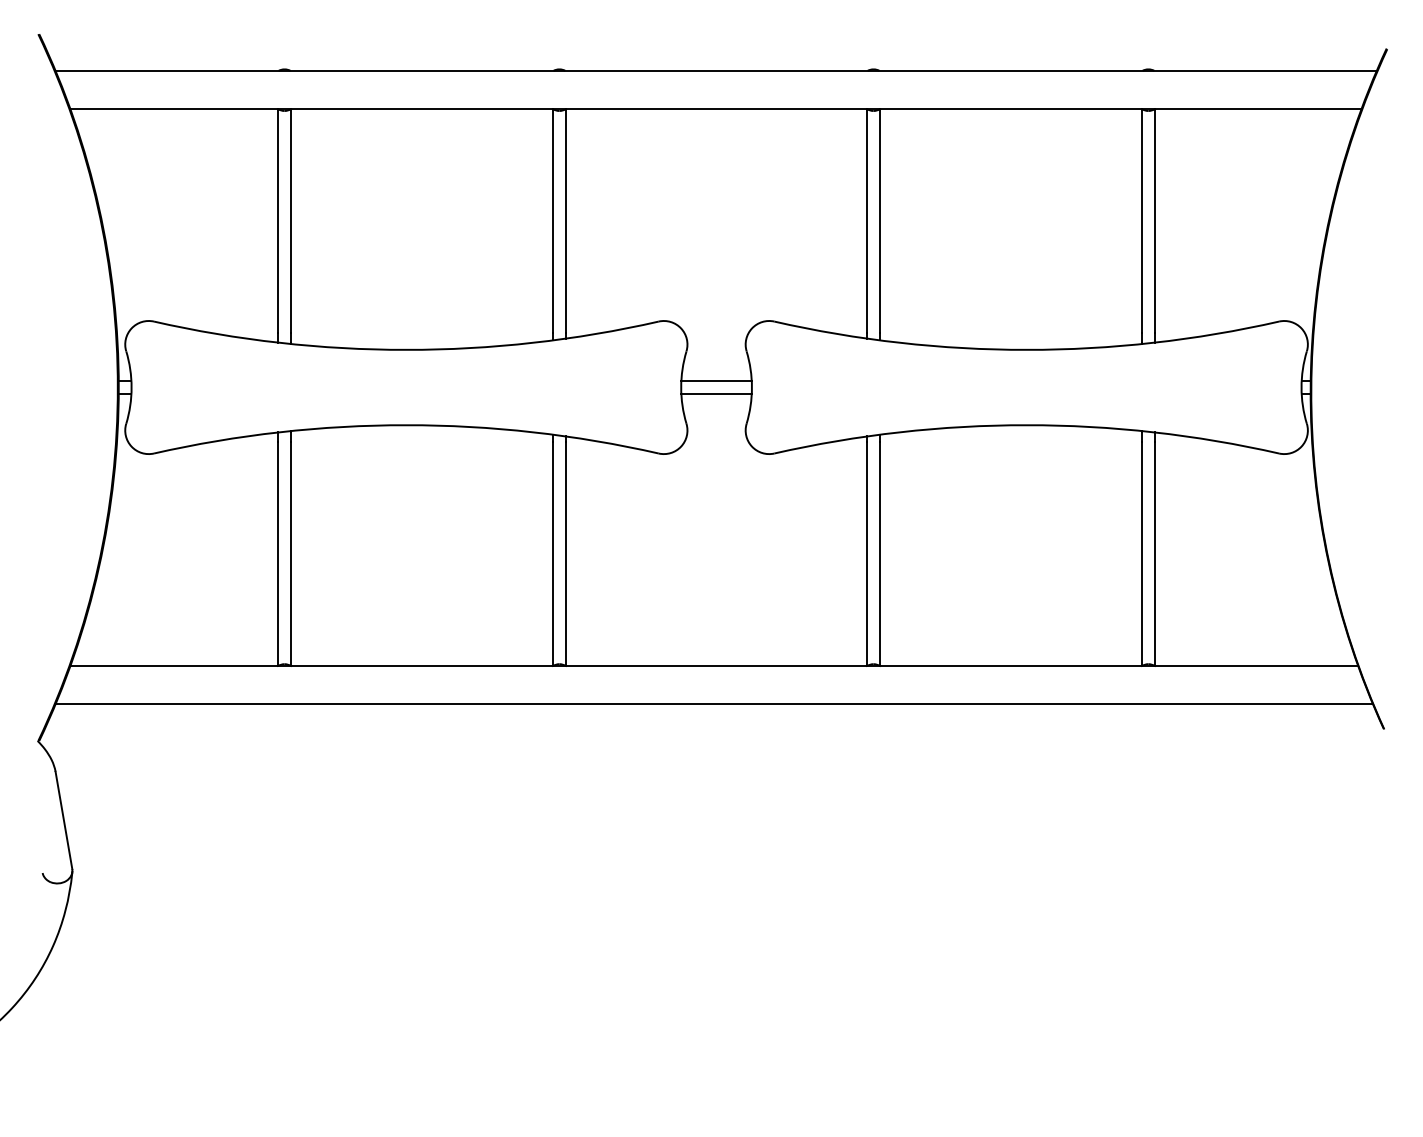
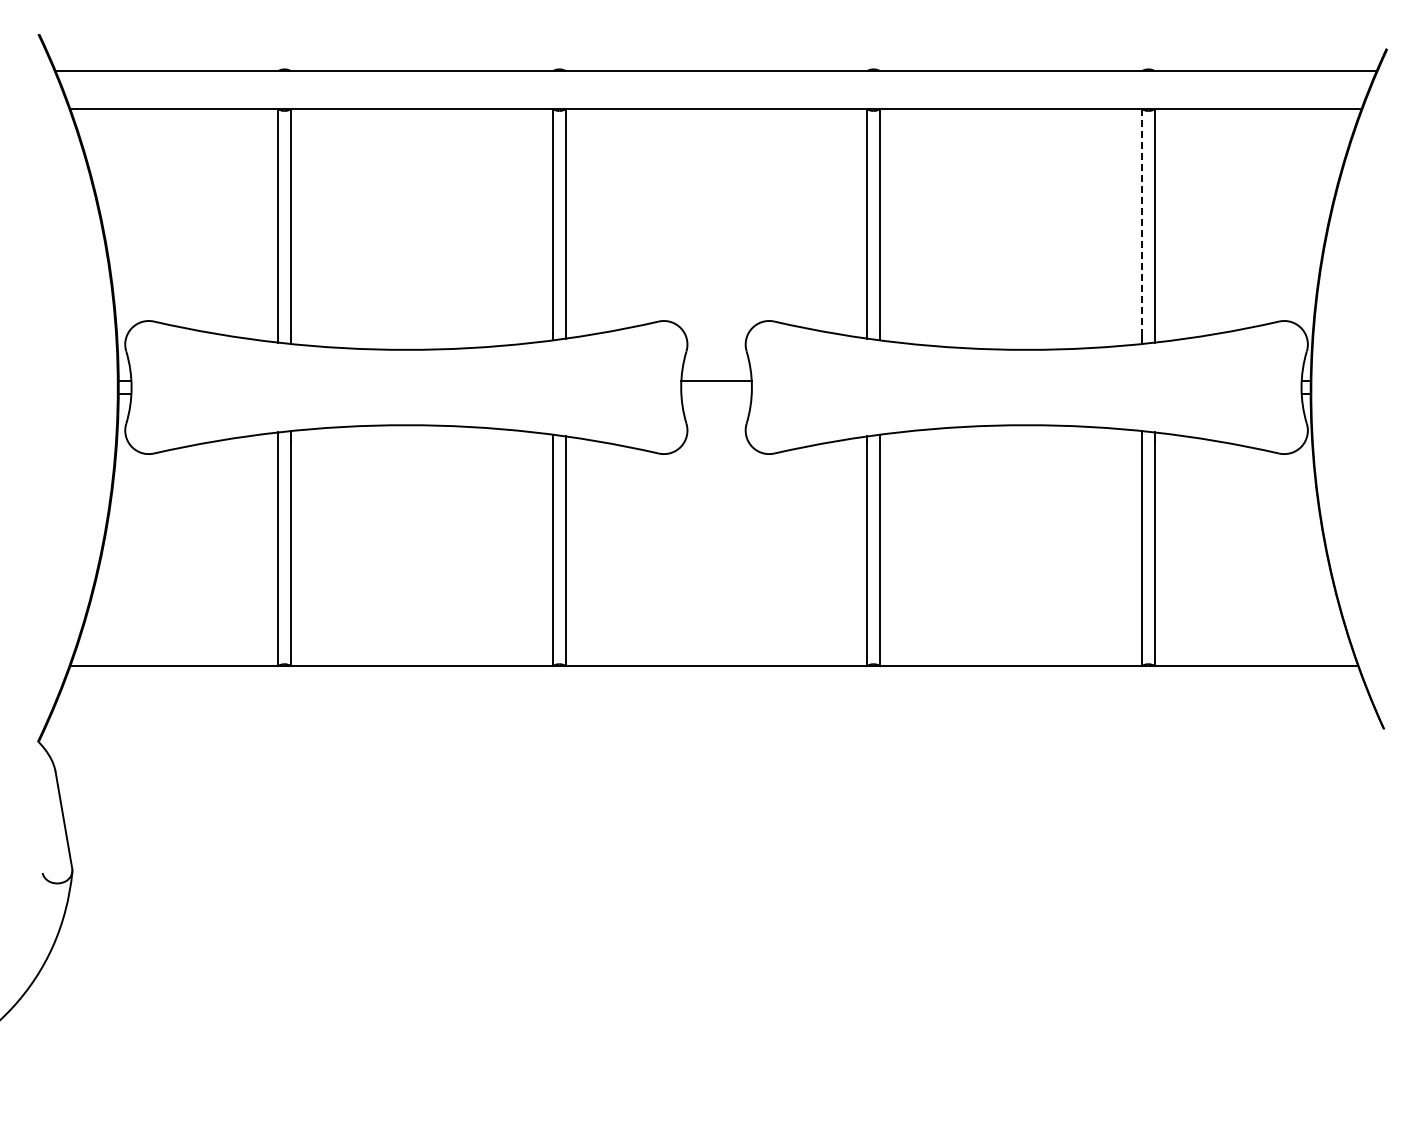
line: solid -> dashed (1142, 221)
line: present -> none (716, 393)
line: present -> none (714, 704)
